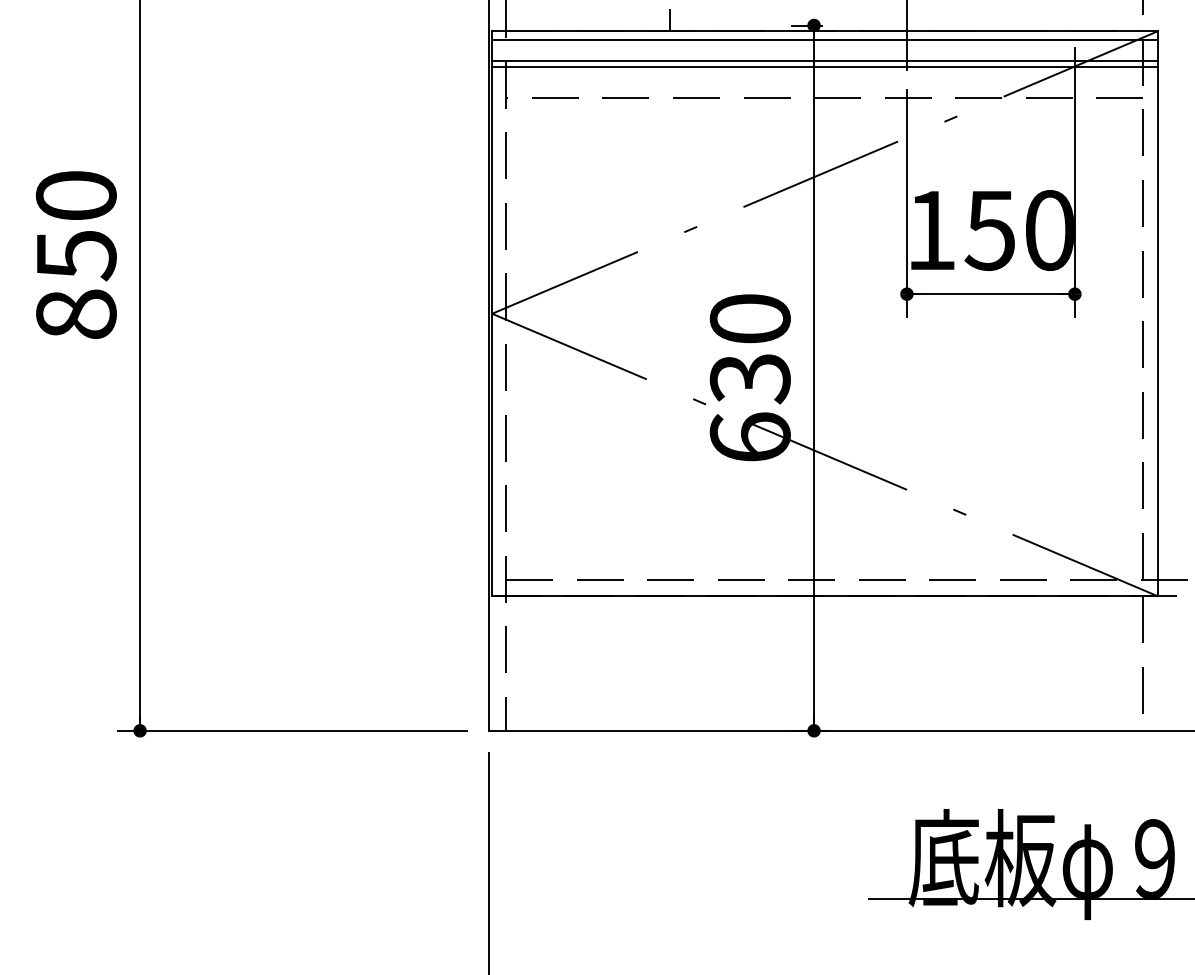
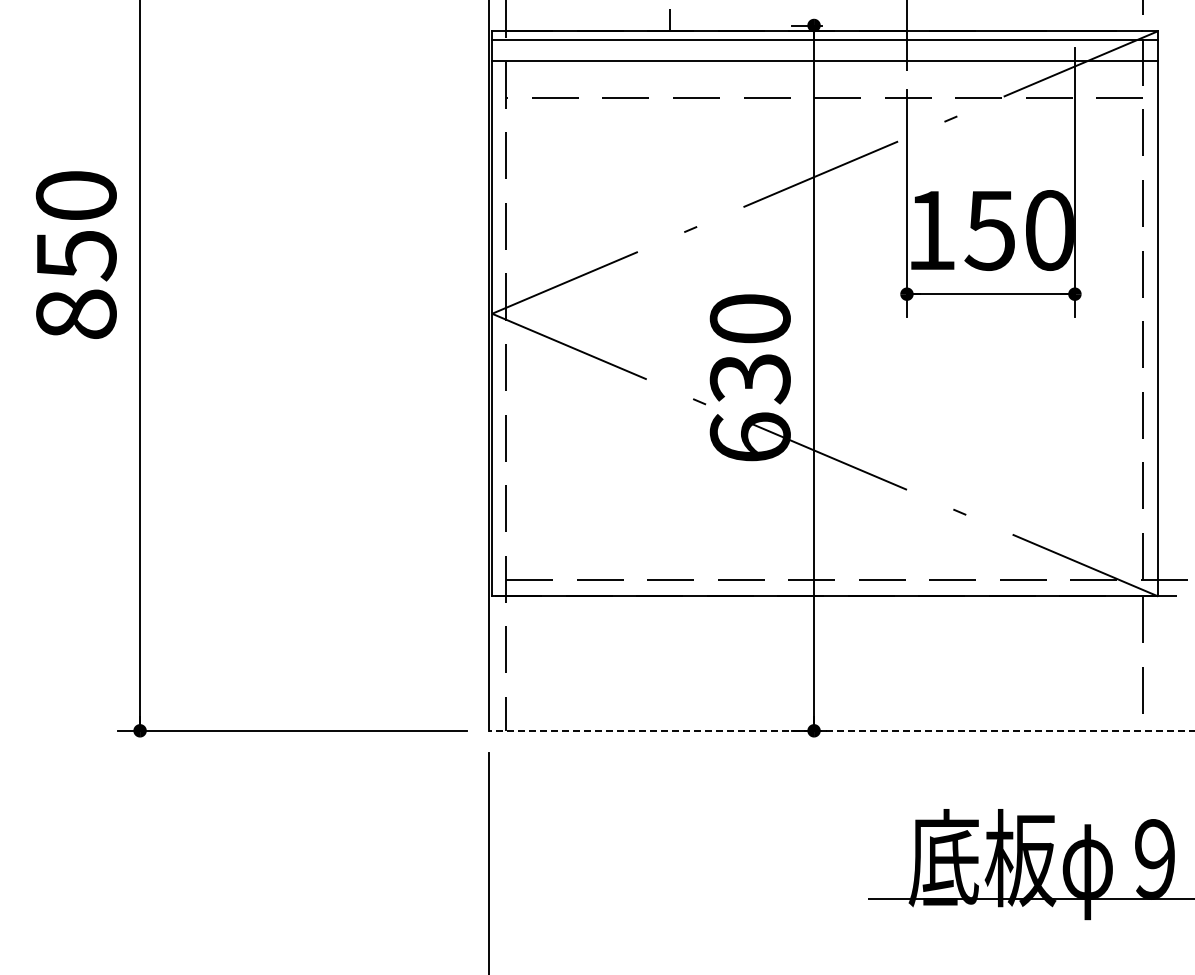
line: present -> none (825, 66)
line: solid -> dashed (841, 730)
